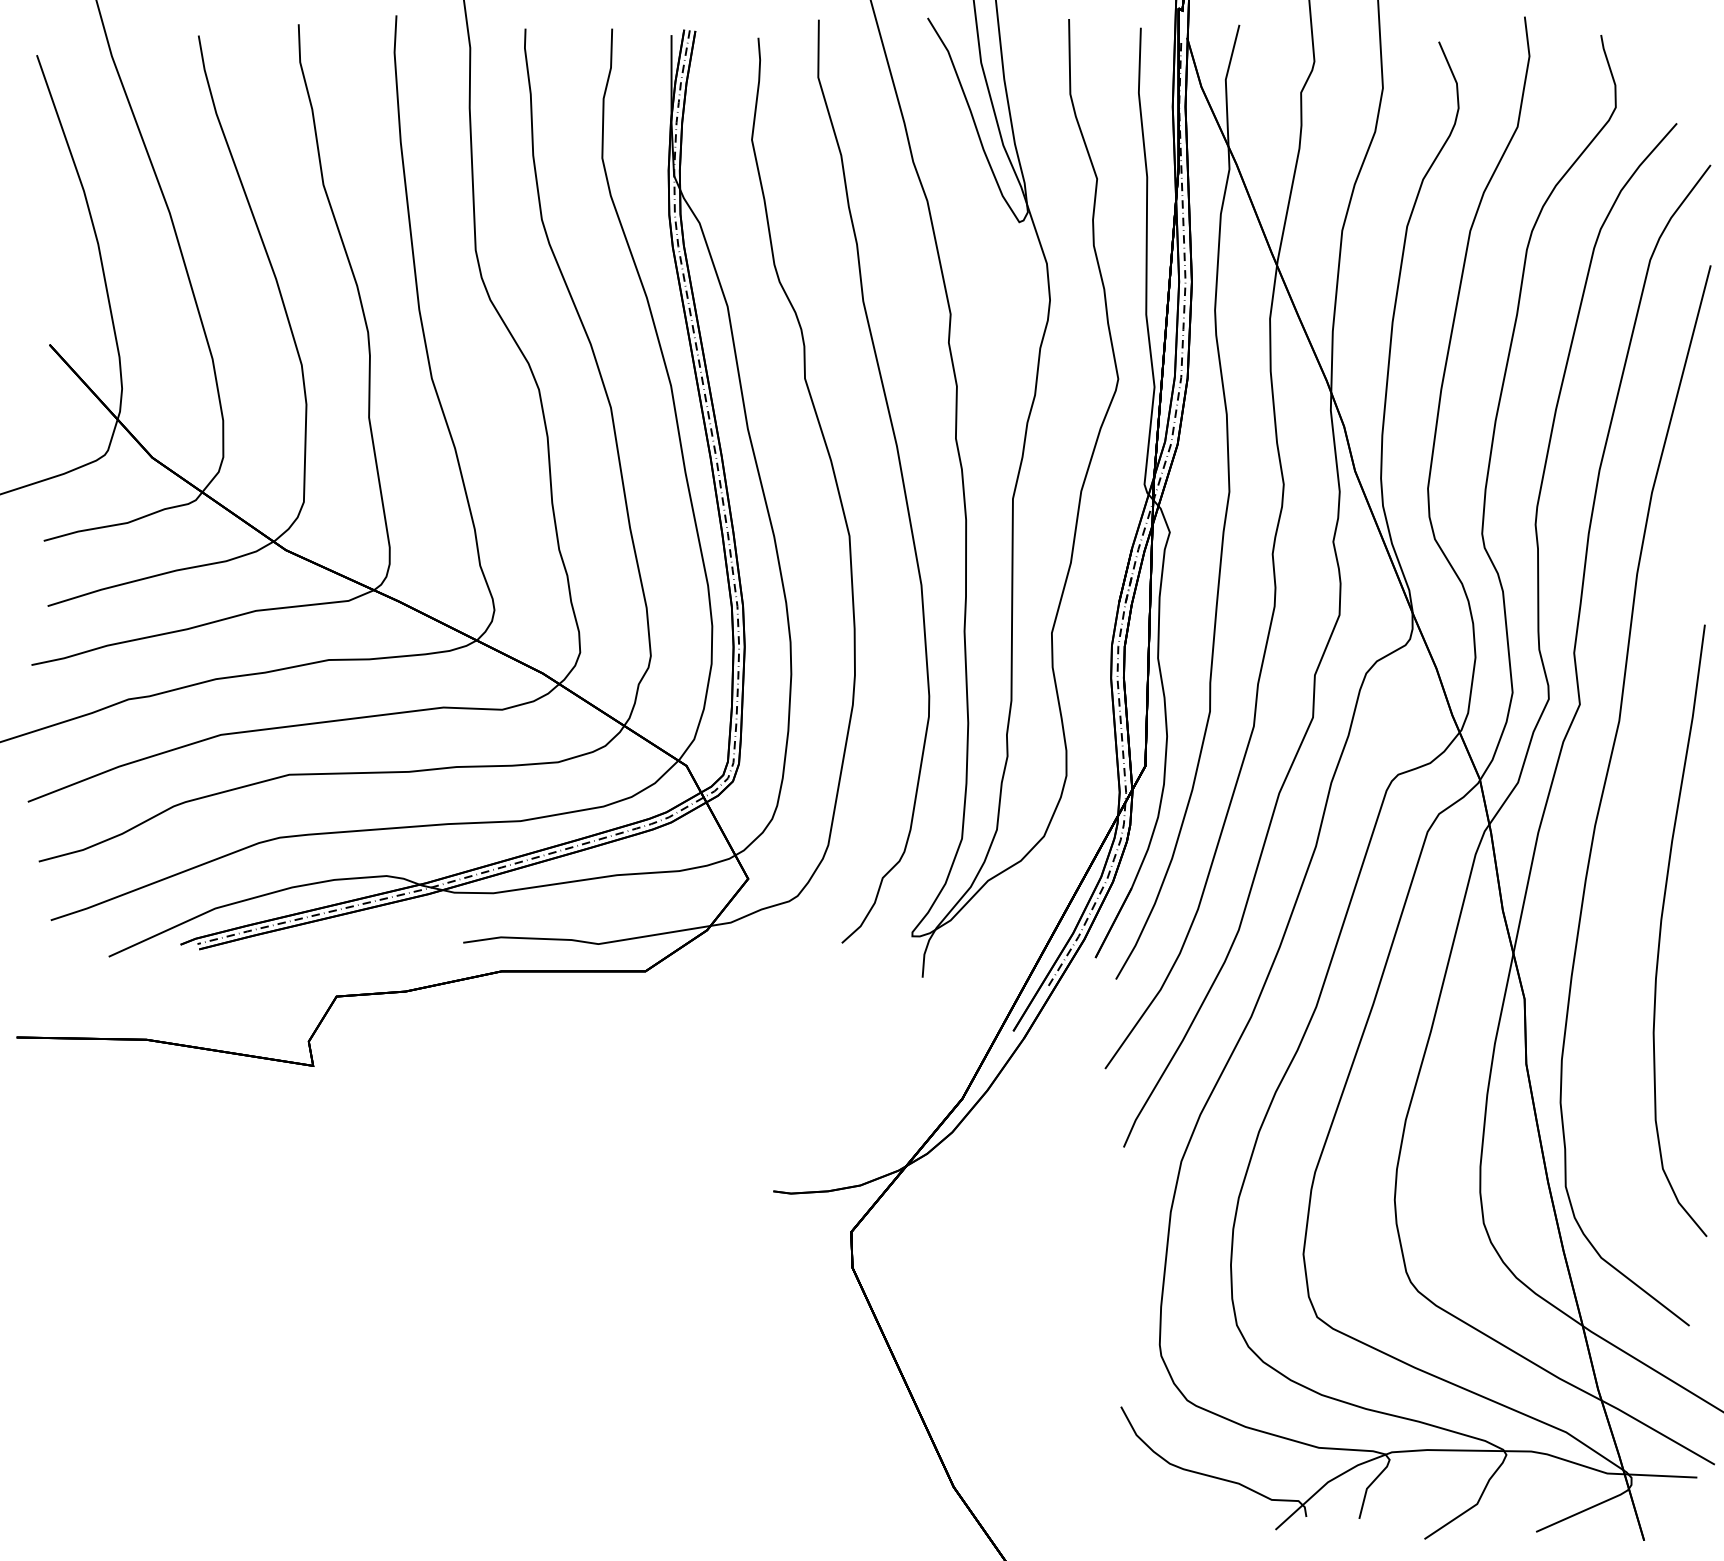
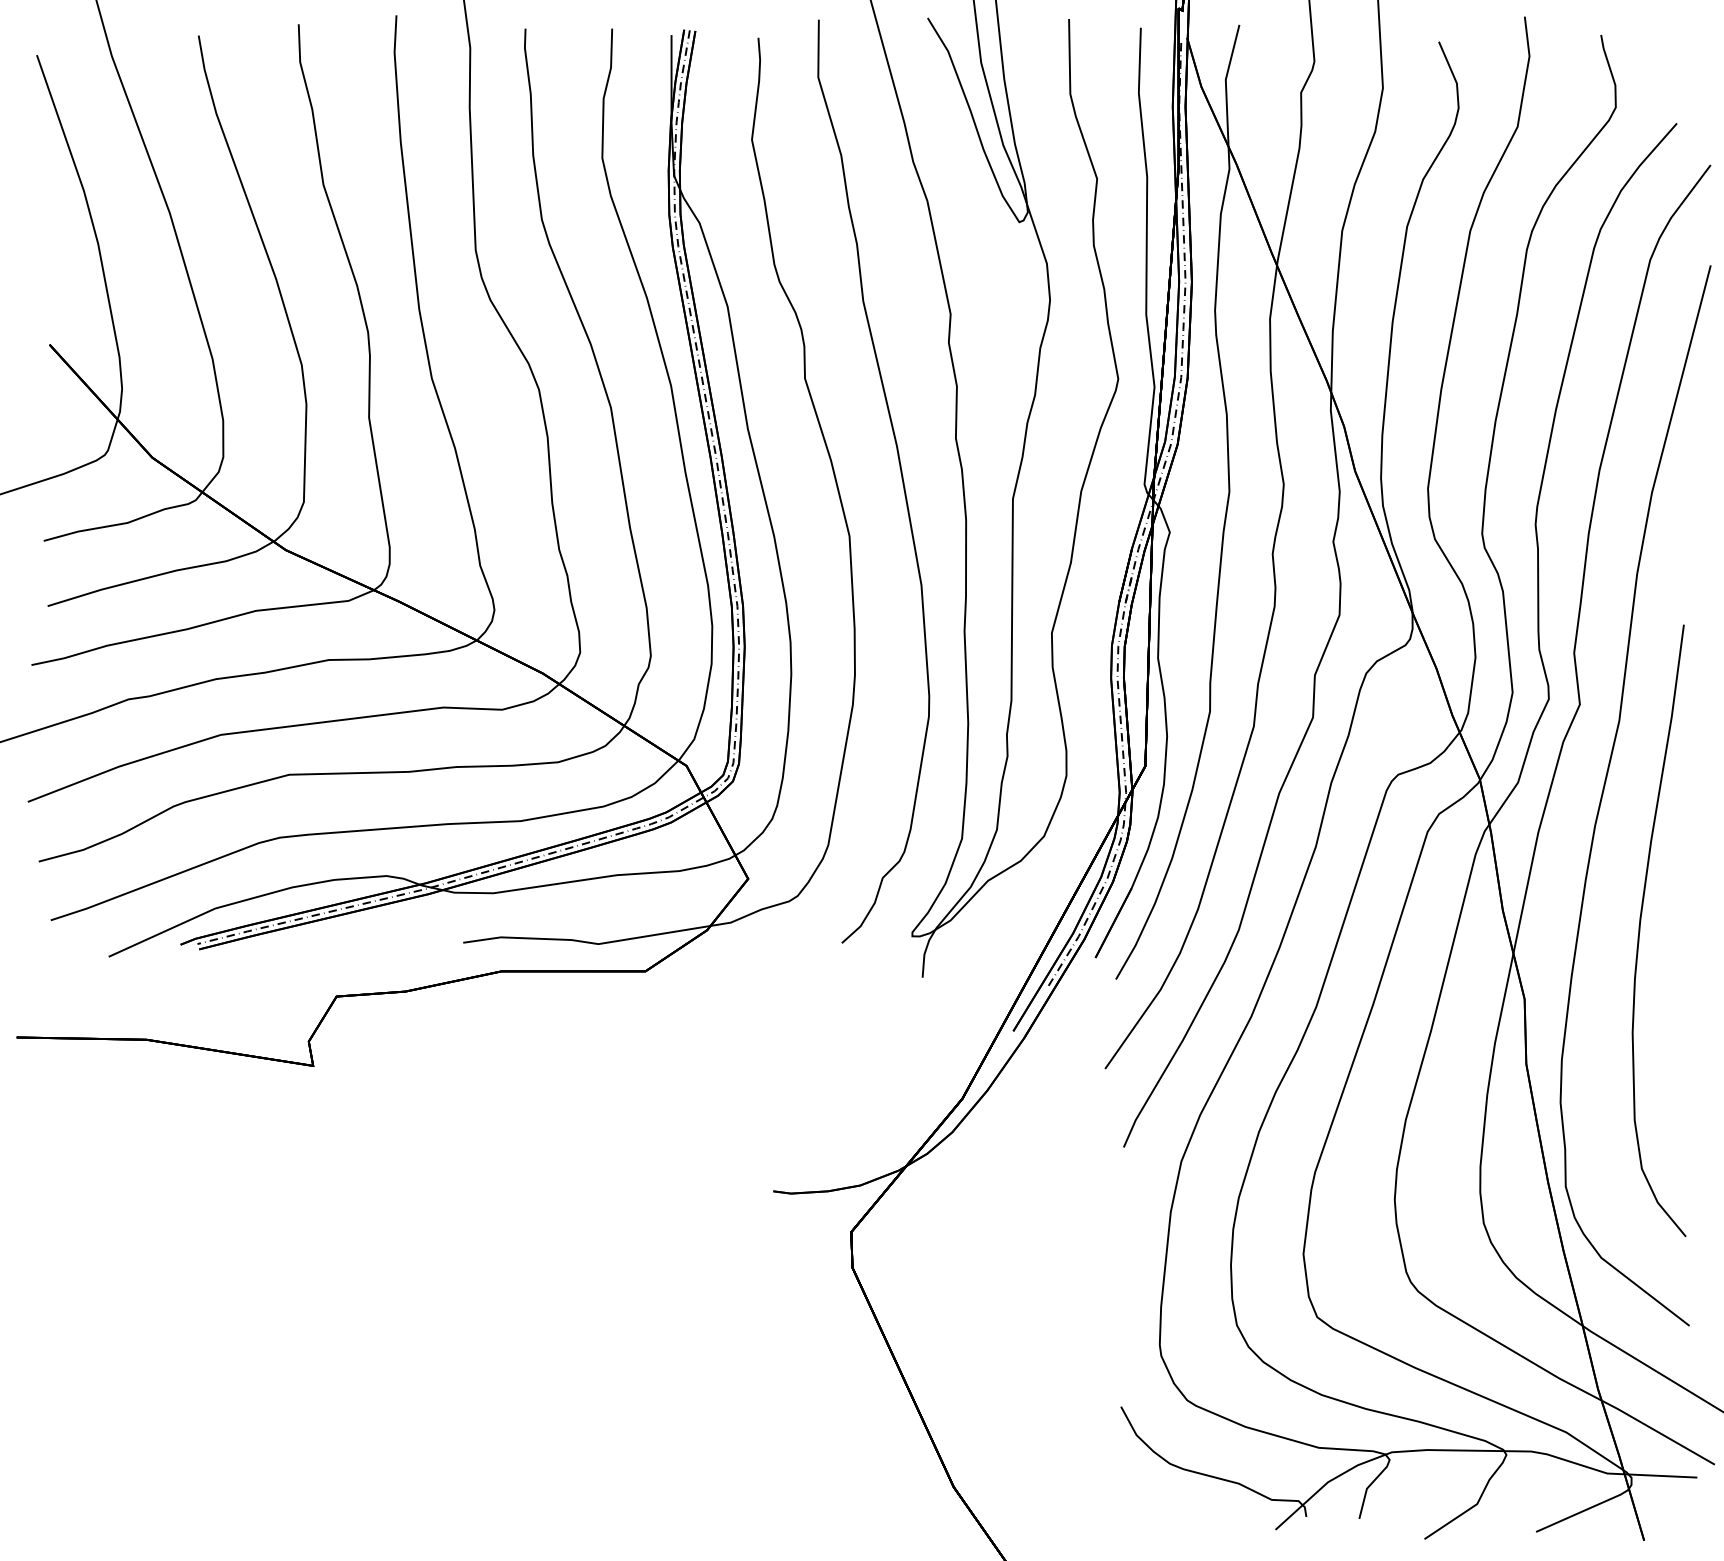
curve position: (1661, 930) -> (1640, 930) (1640, 930)
